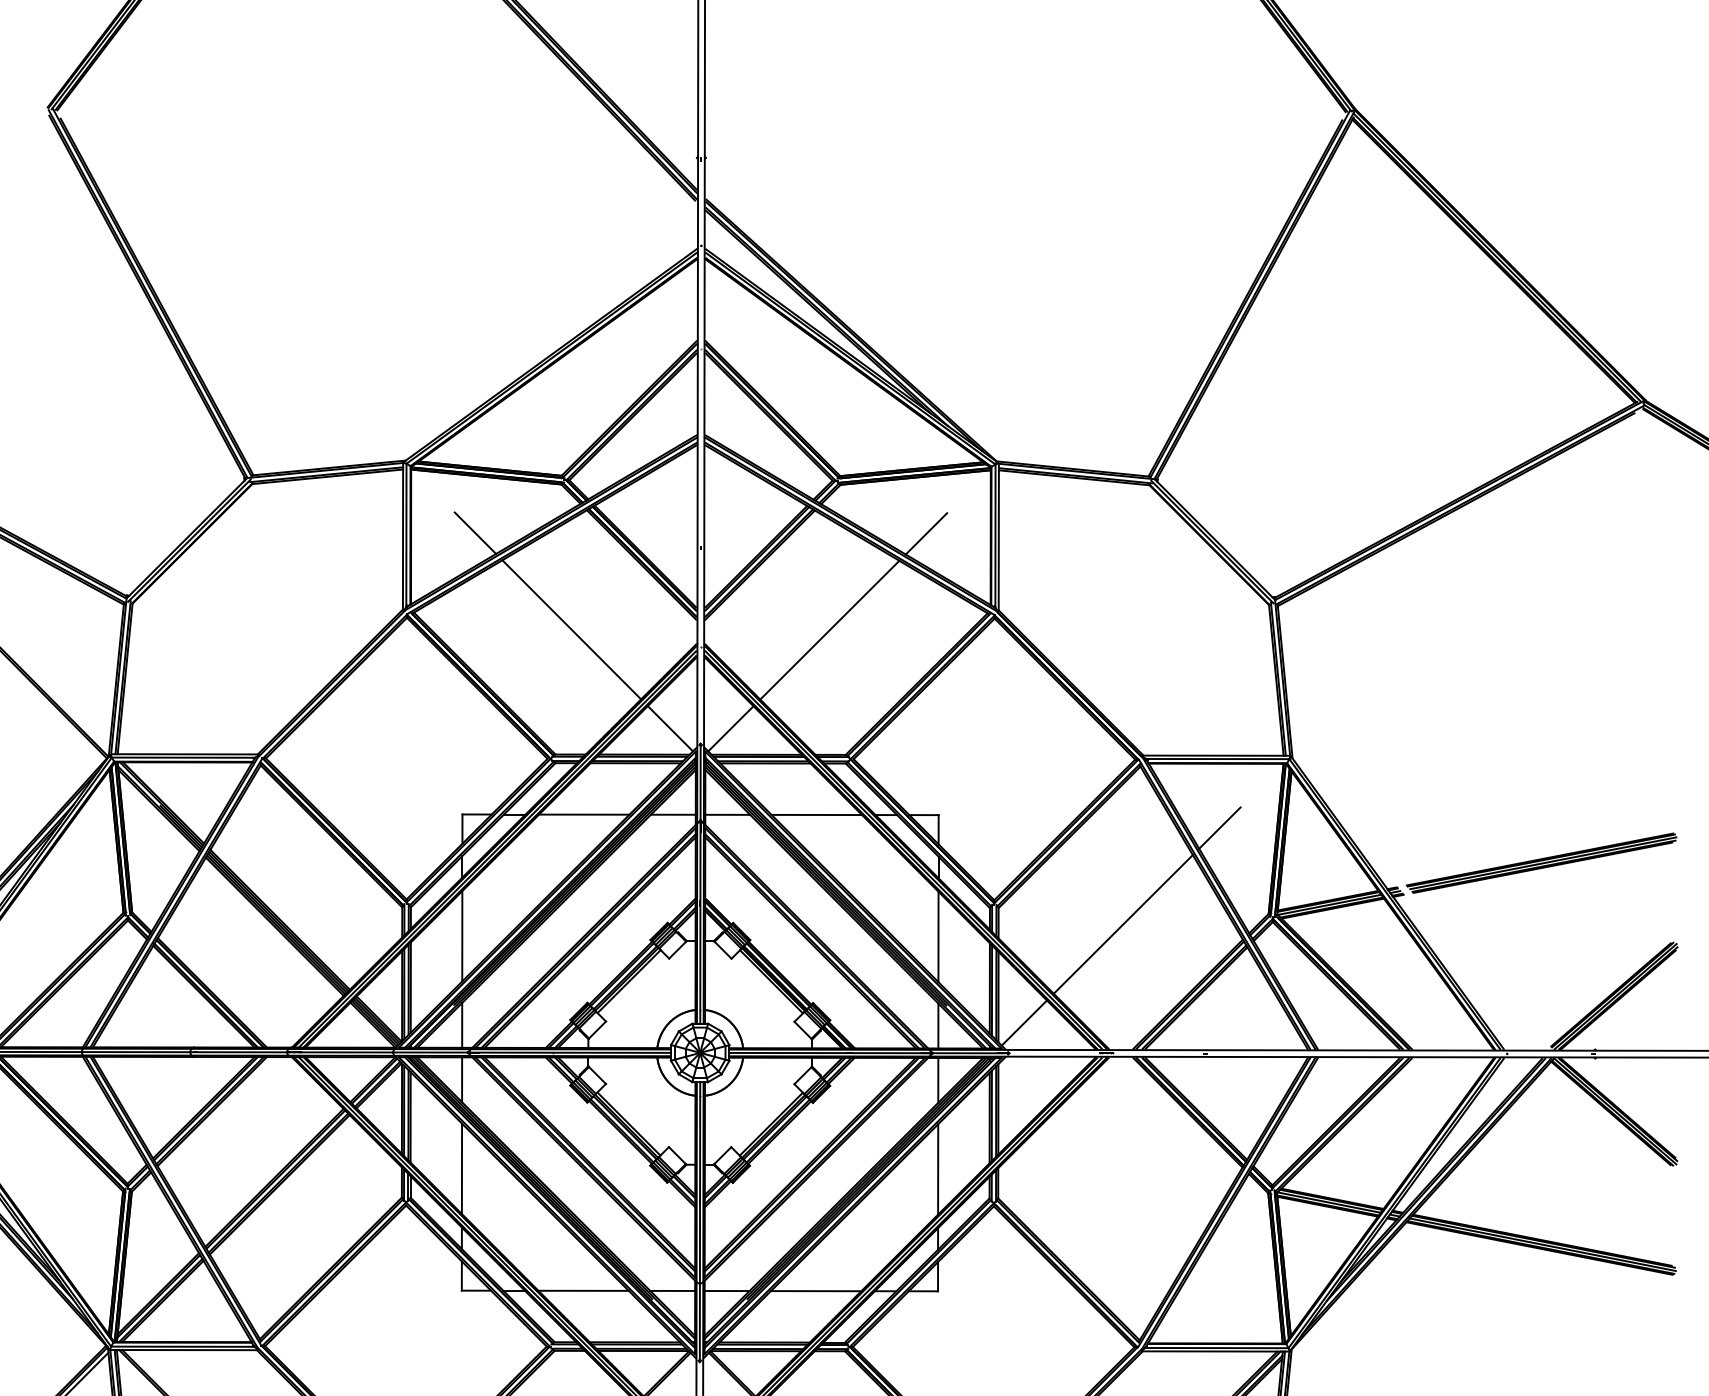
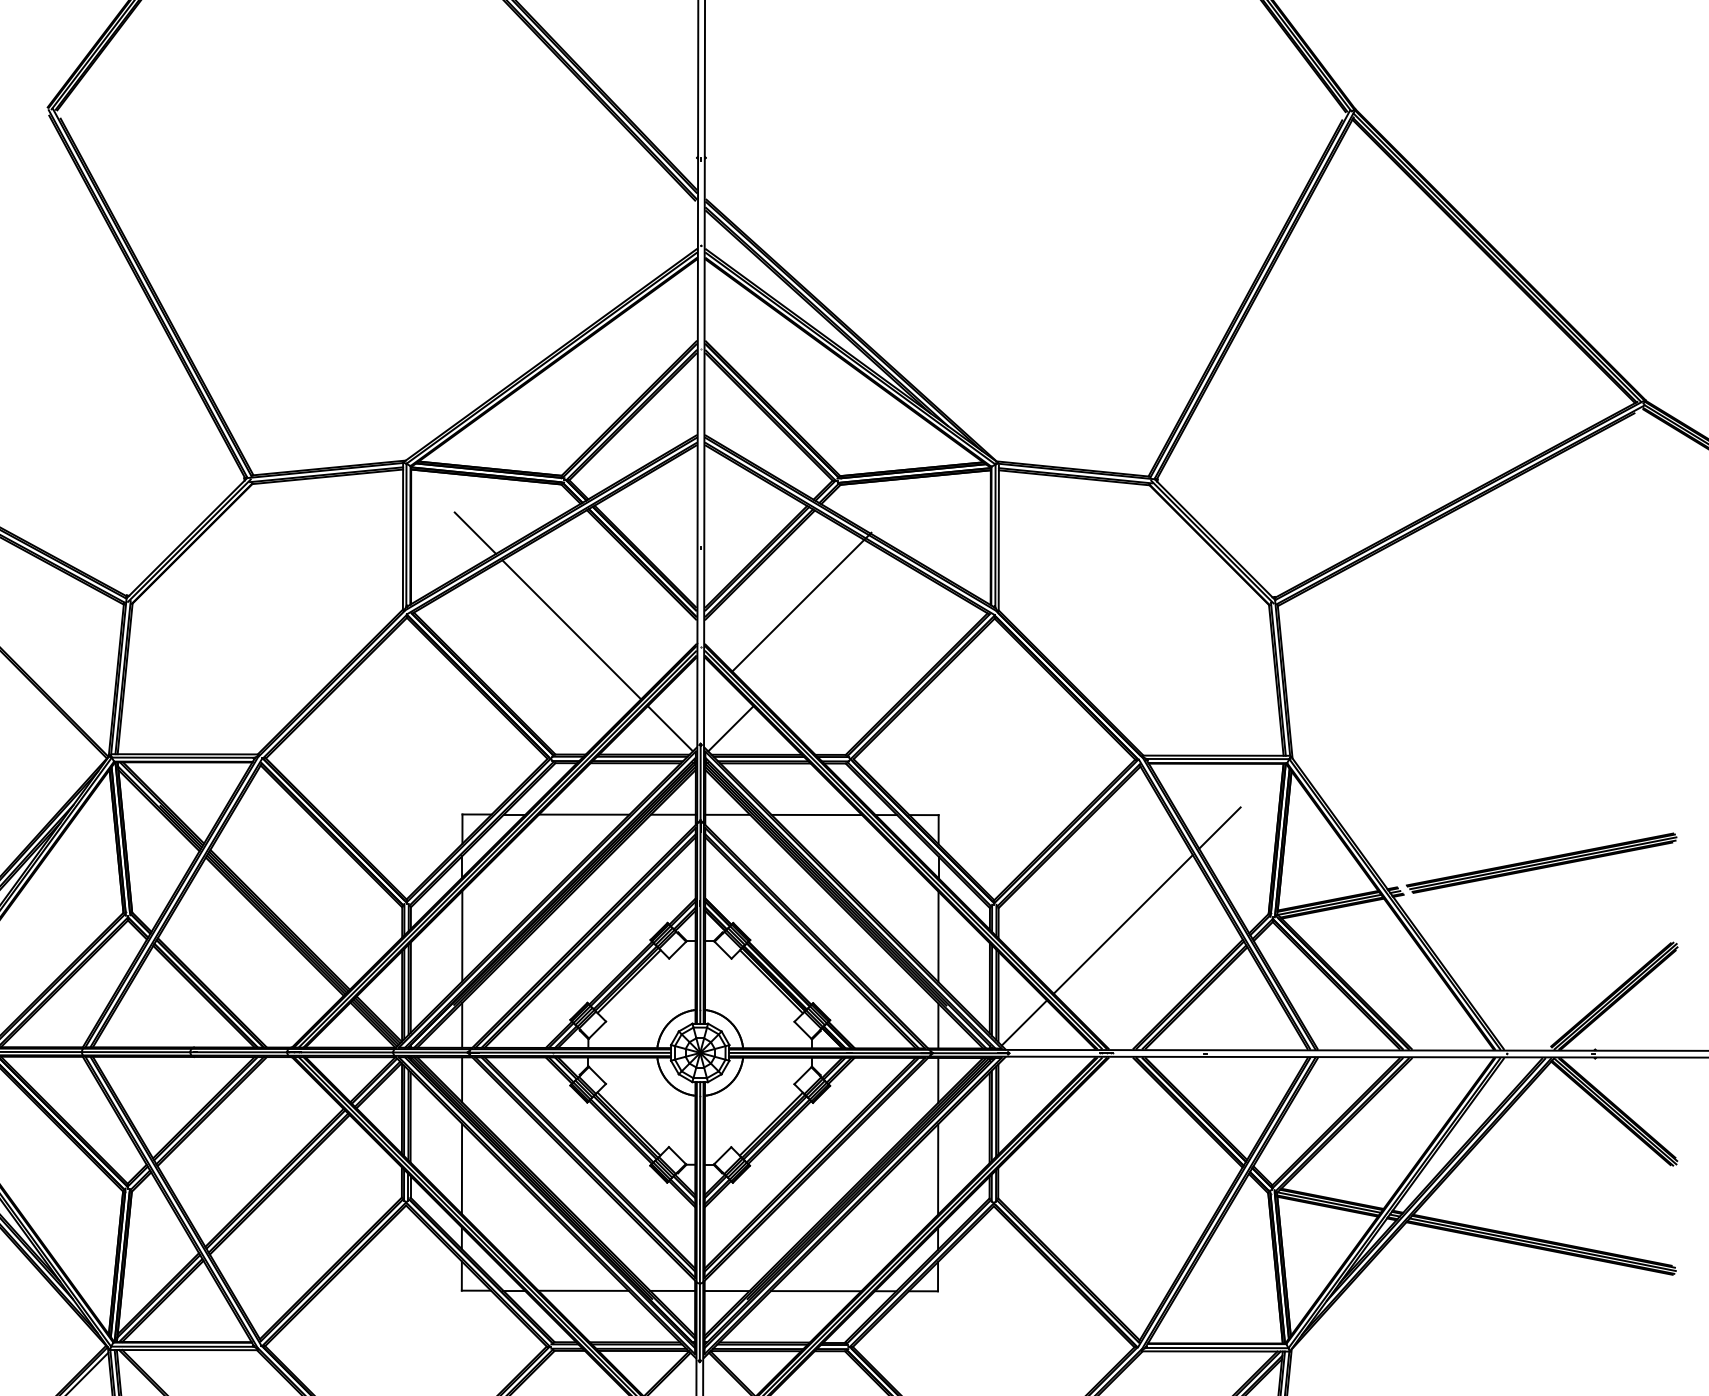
line: present -> none (926, 533)
line position: (829, 629) -> (801, 601) (801, 601)
